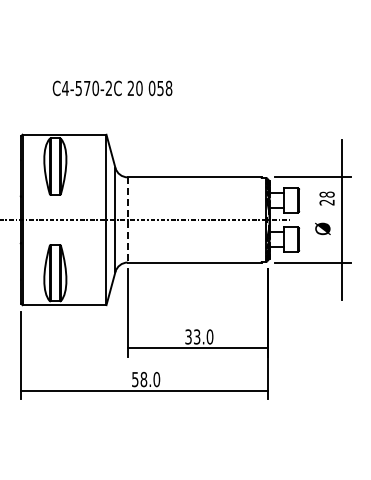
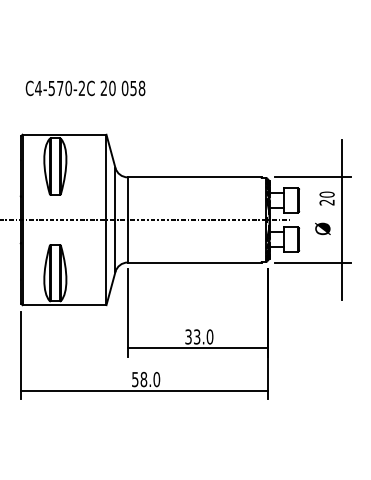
text position: (112, 88) -> (85, 88) (85, 88)
text: 28 -> 20 (326, 194)
line: dashed -> solid (127, 219)
